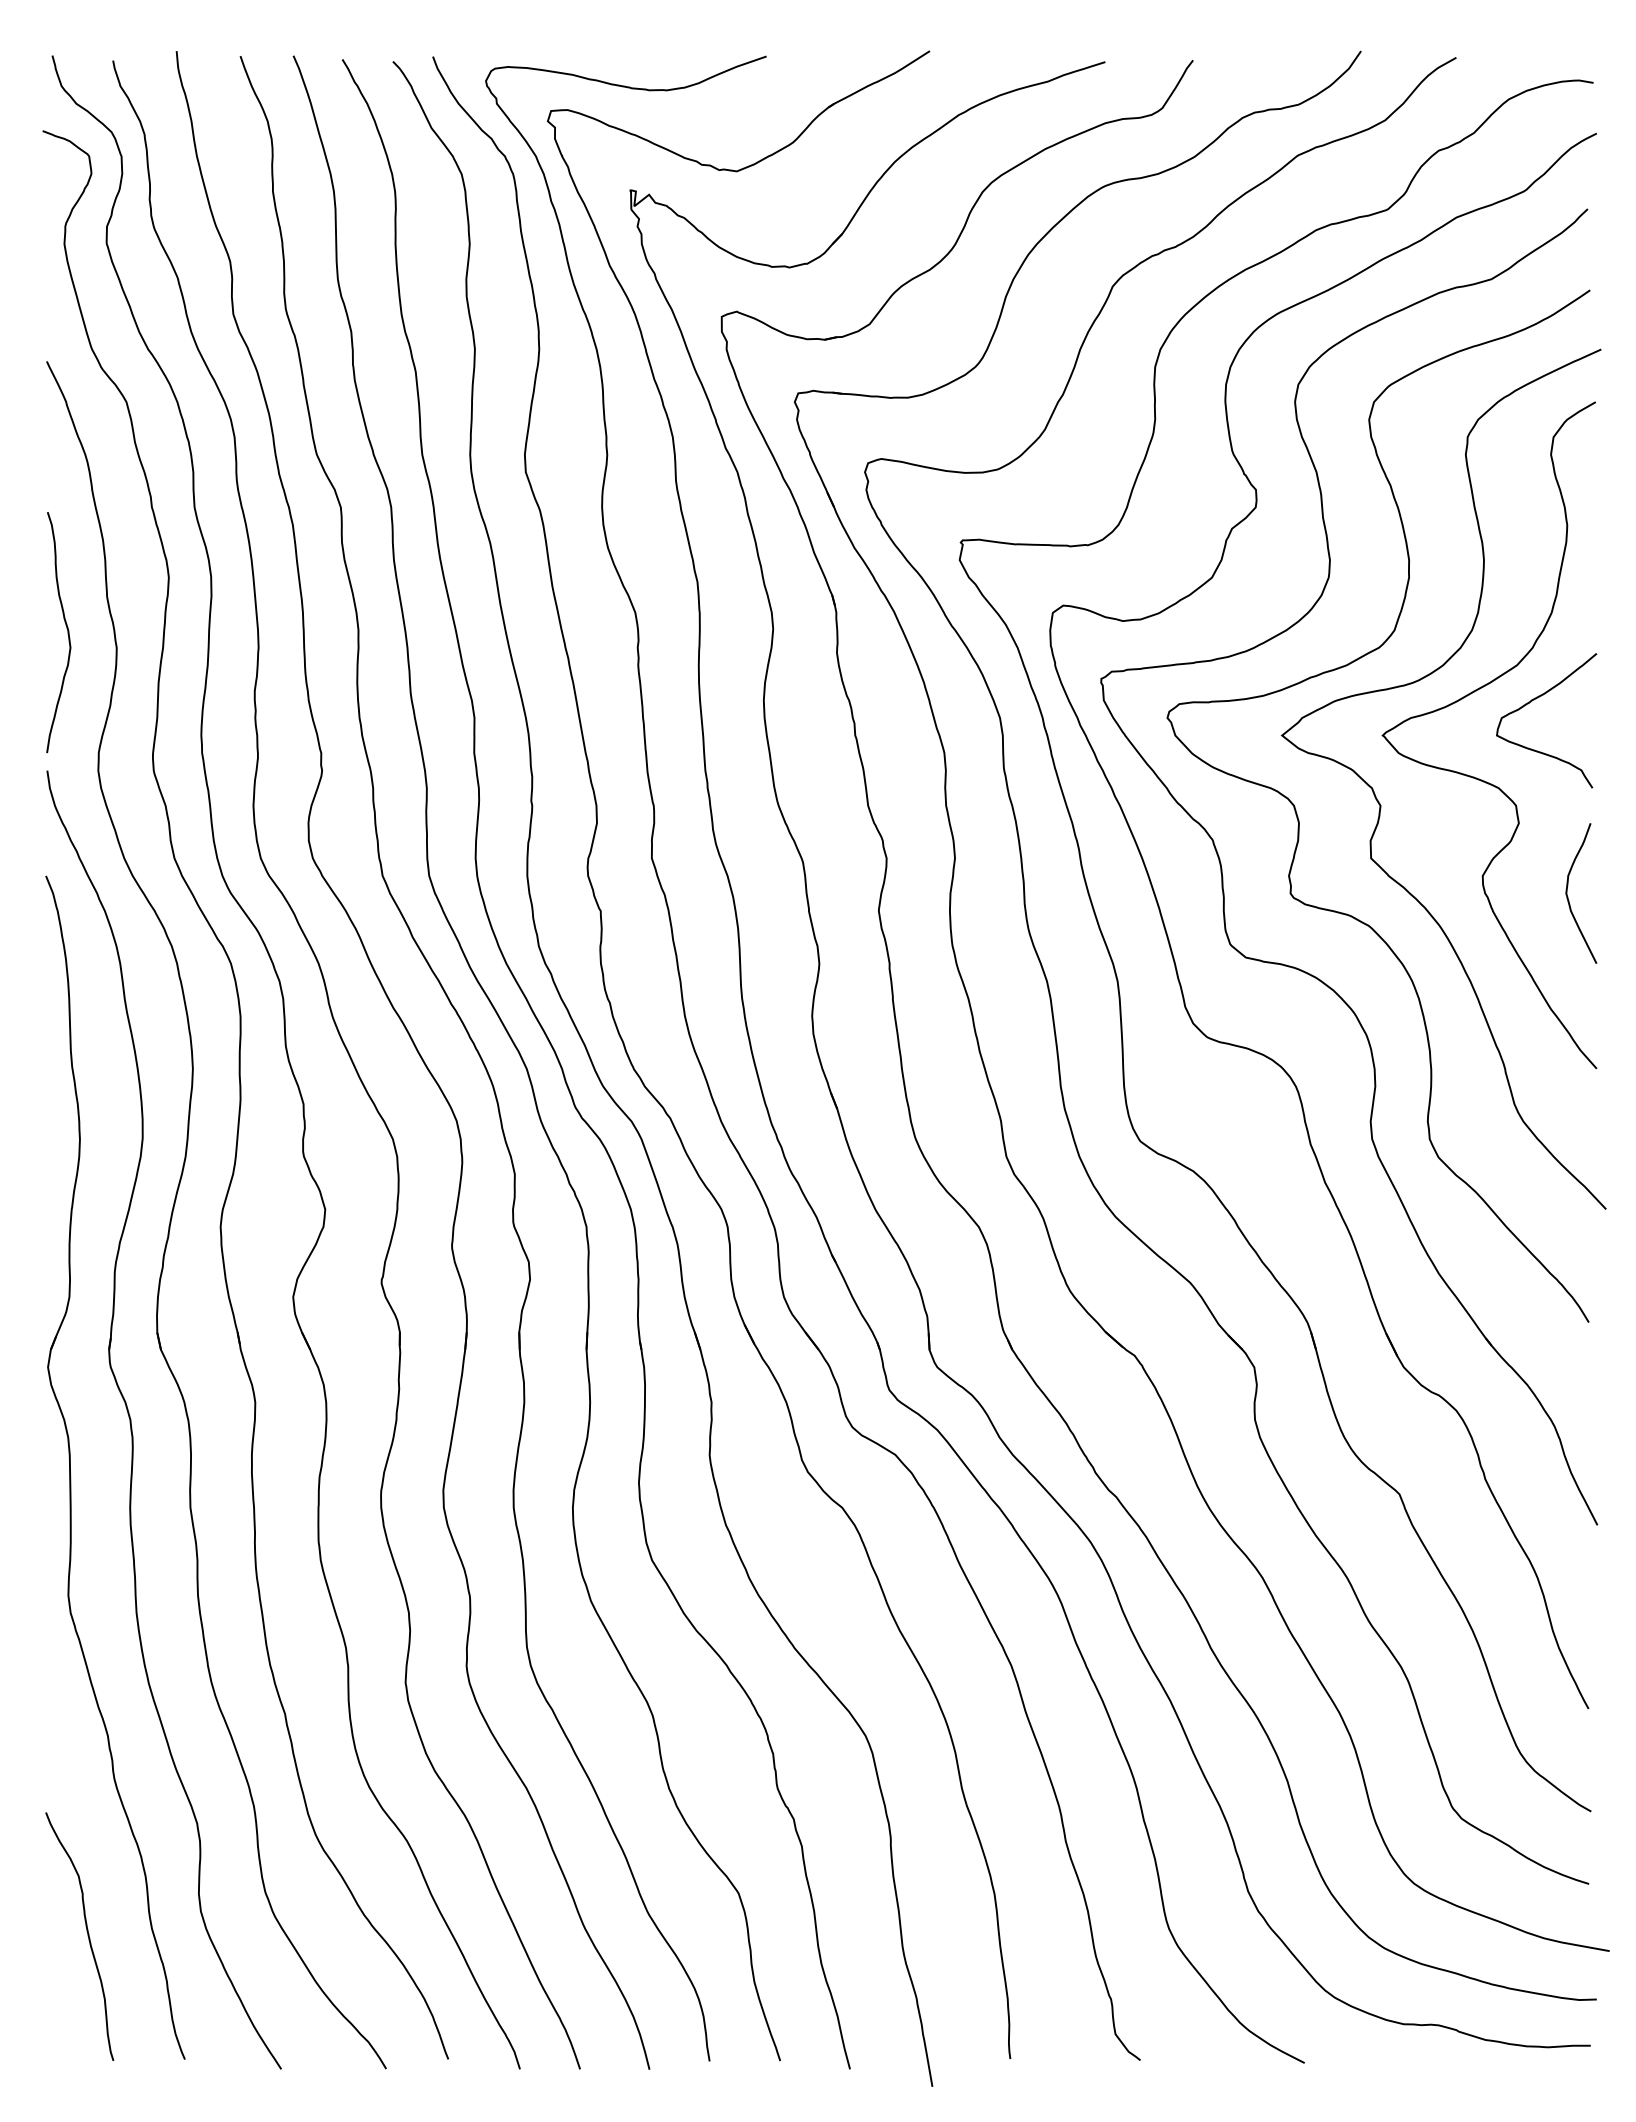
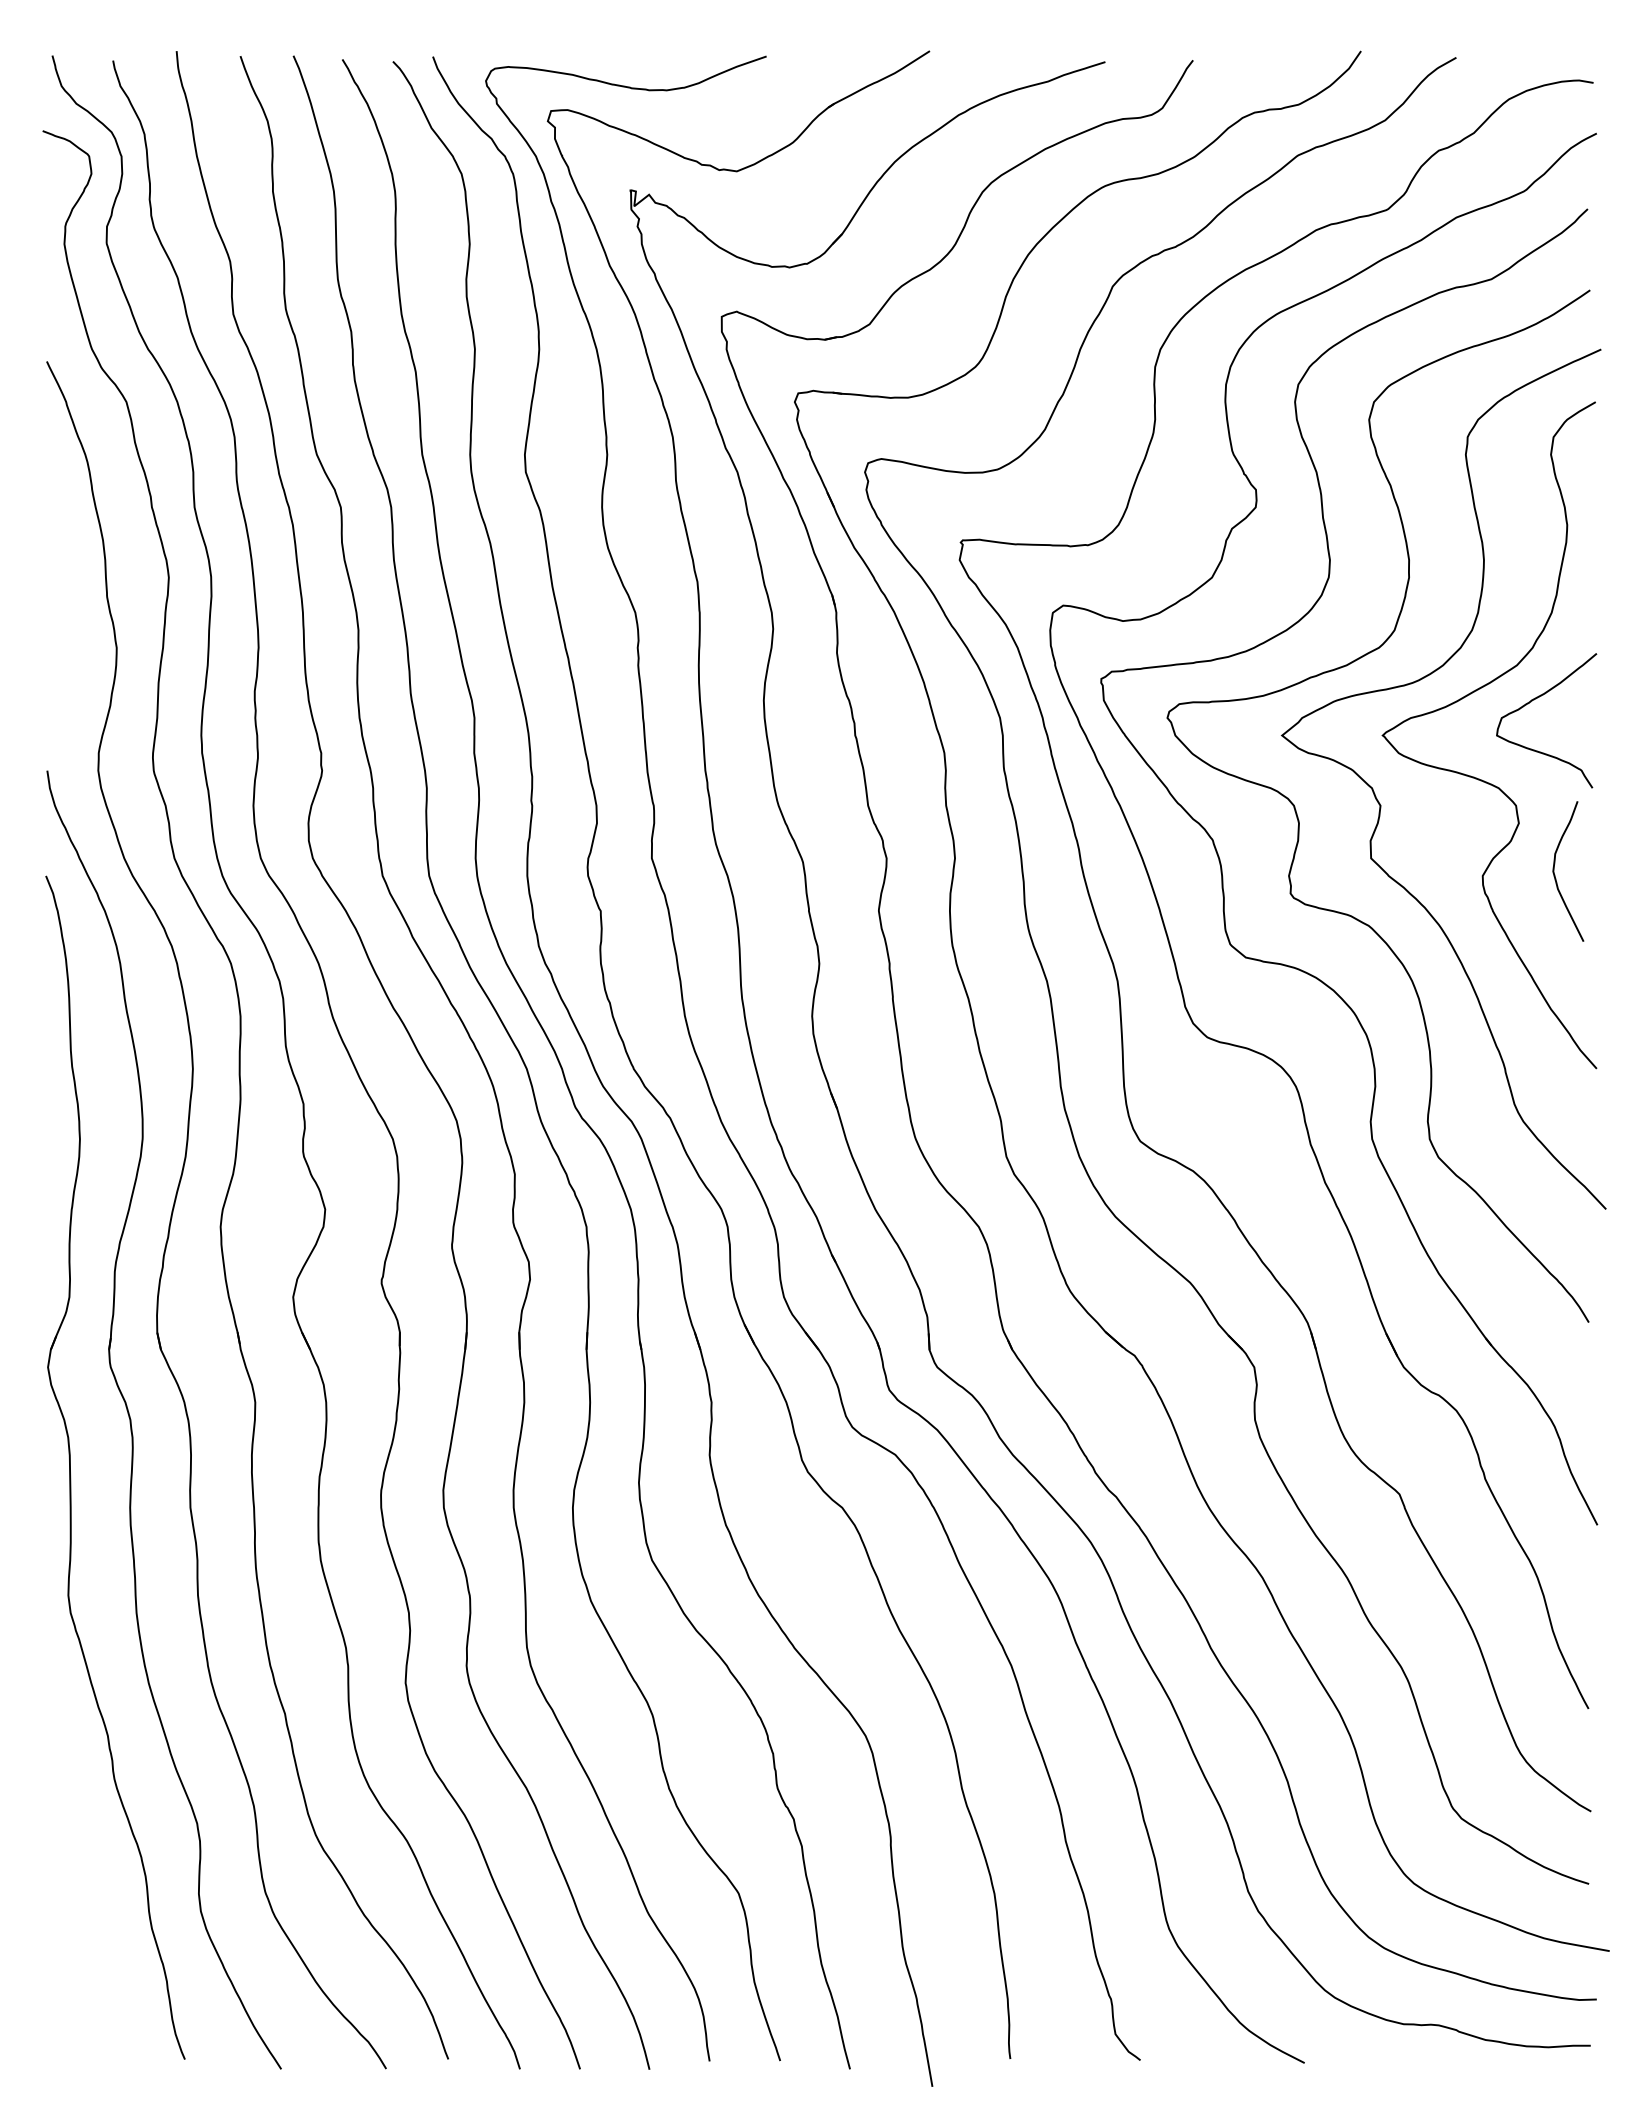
curve: present -> none (66, 628)
curve position: (1568, 896) -> (1555, 874) (1555, 874)
curve: present -> none (87, 1936)
